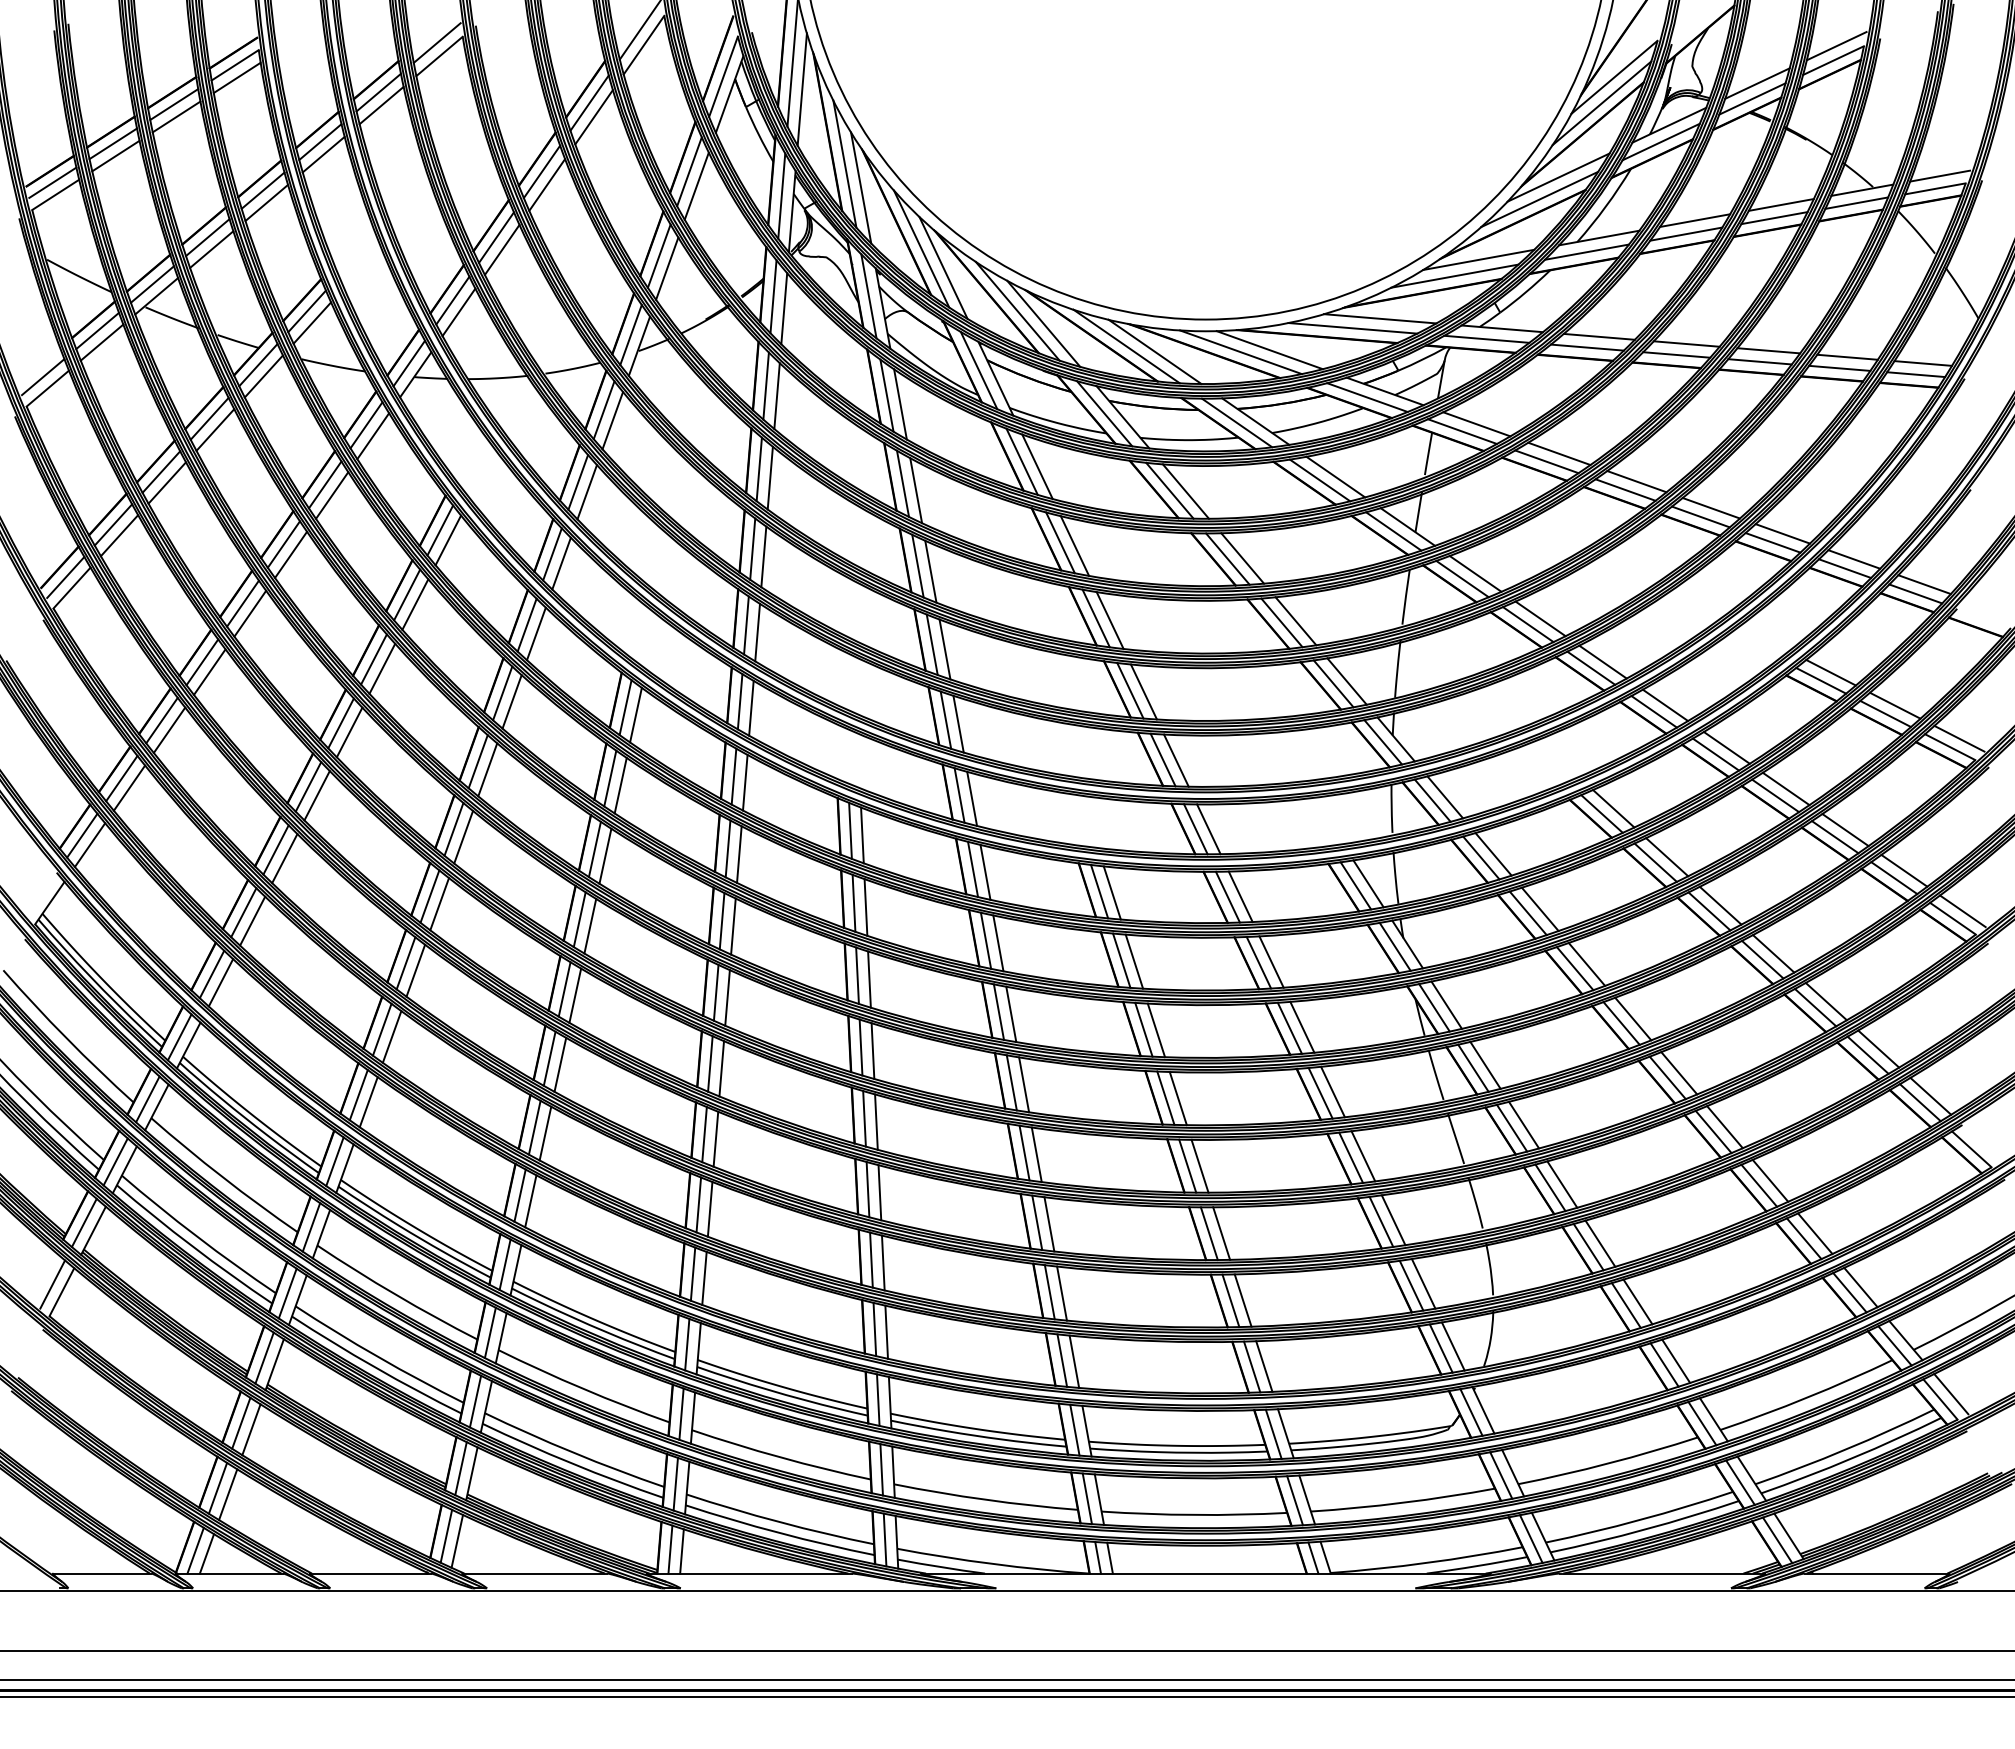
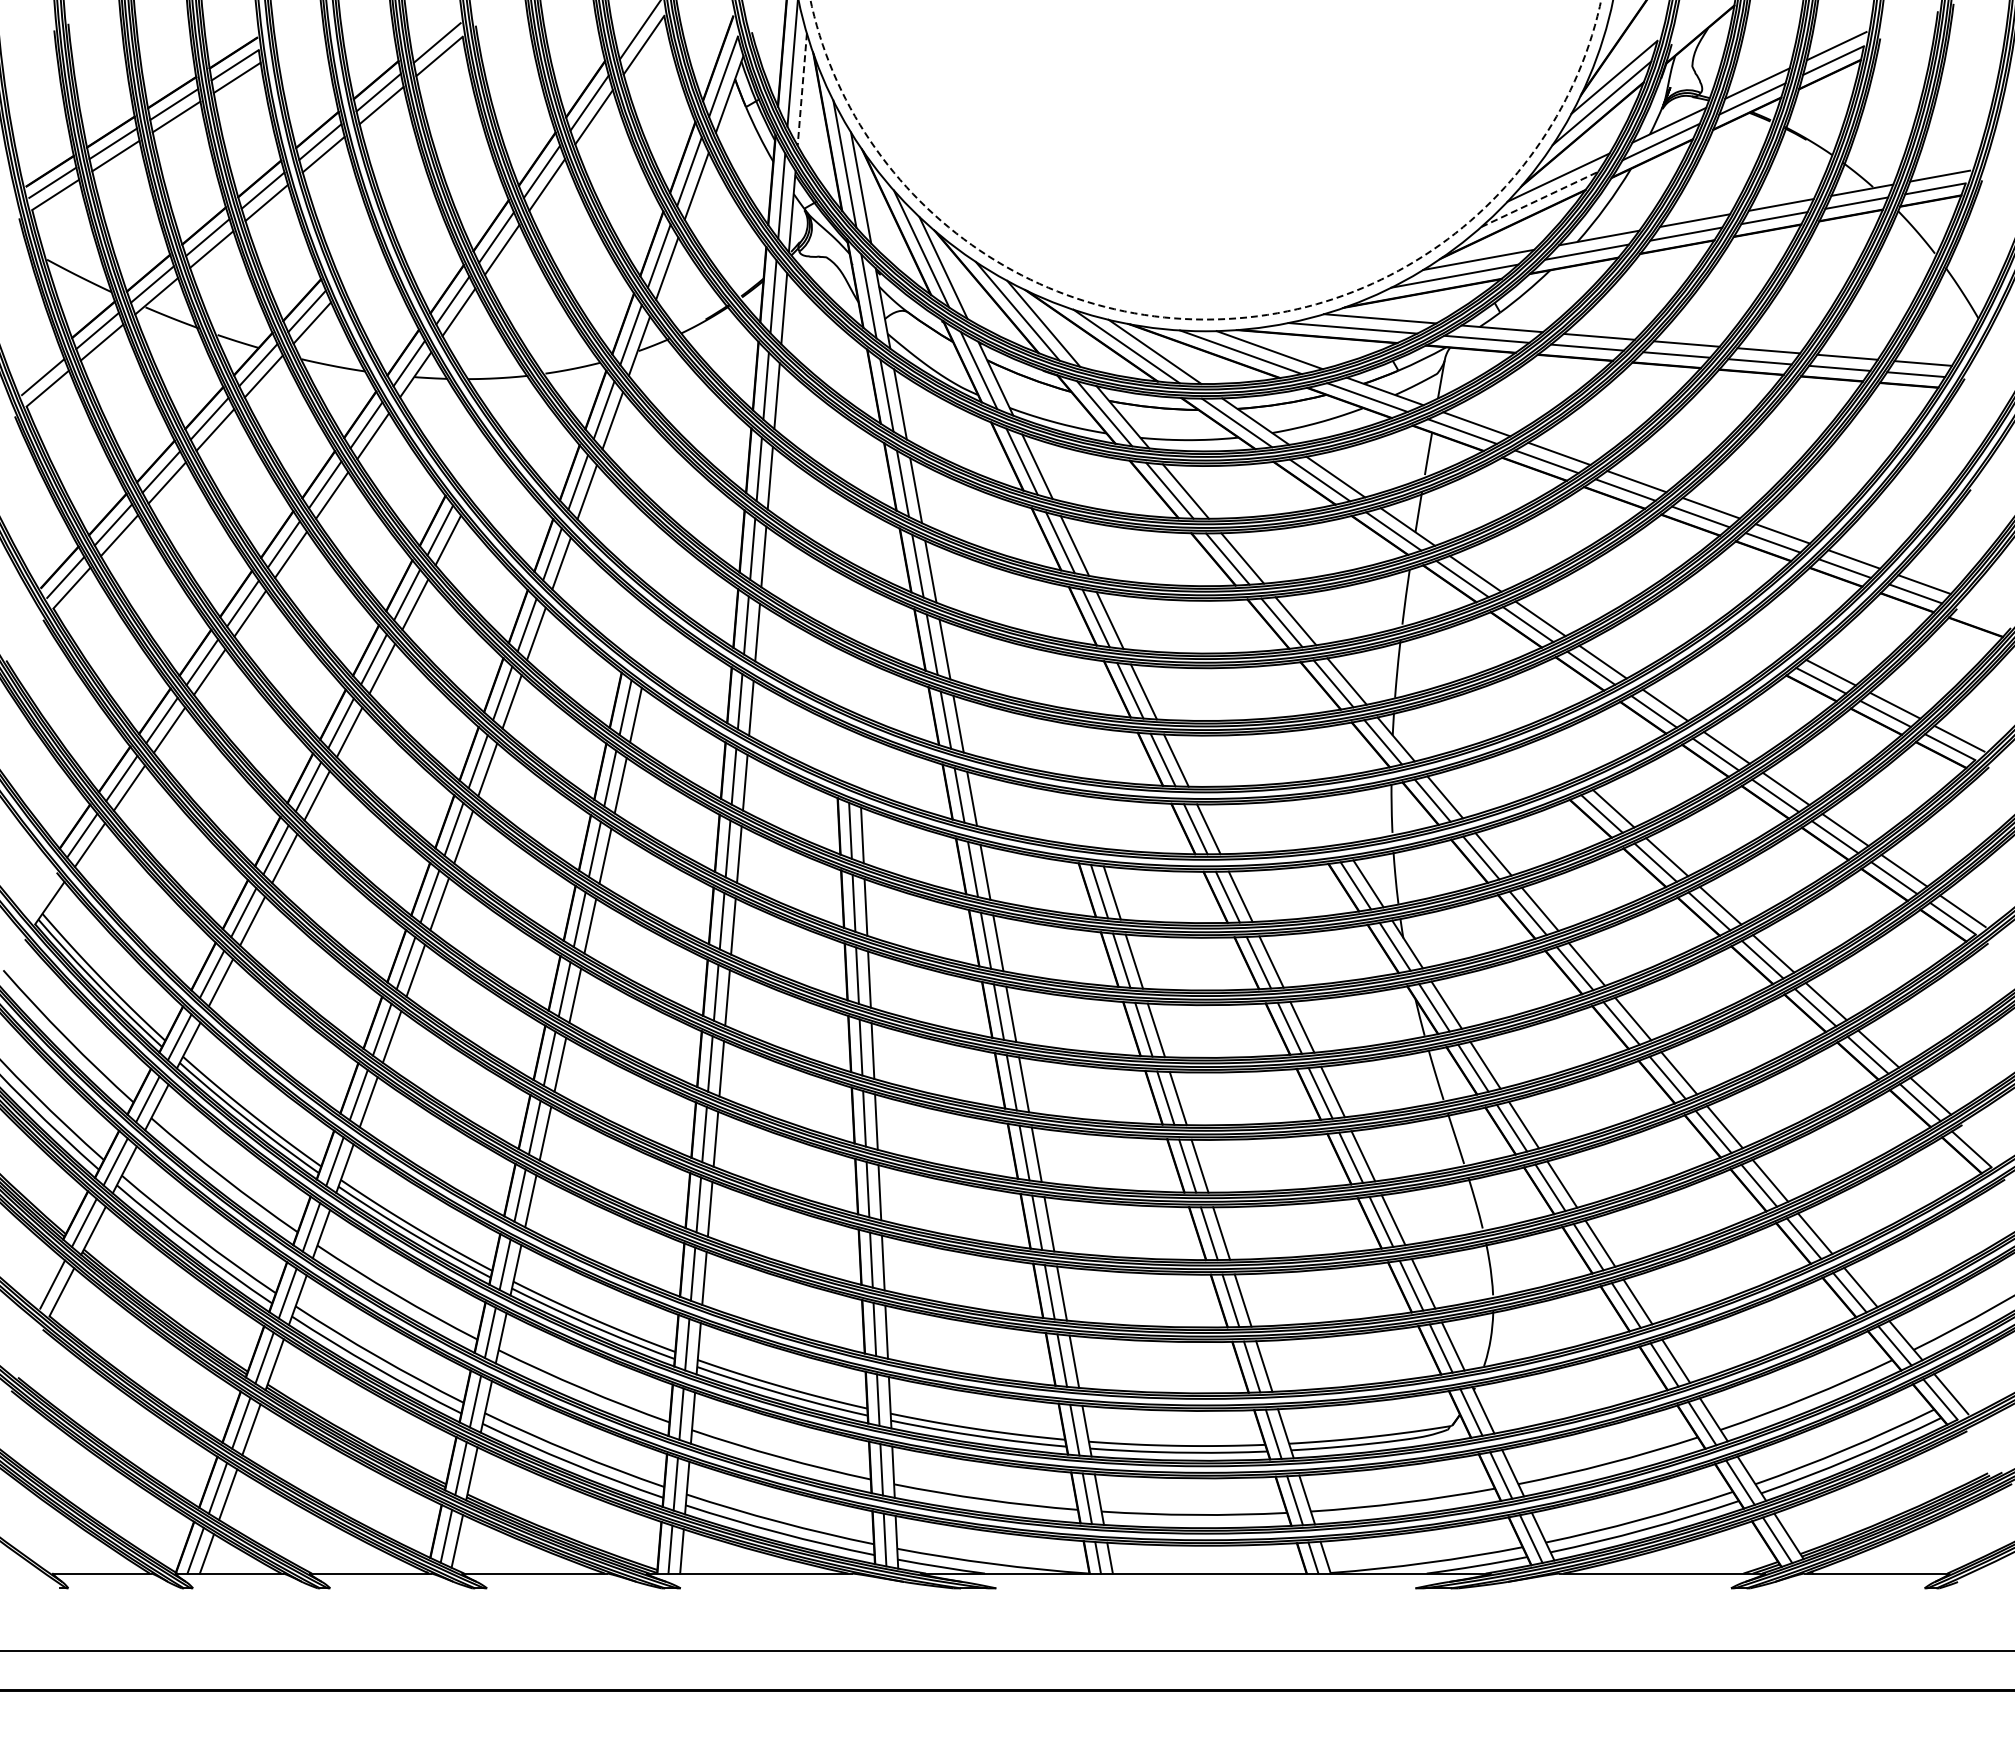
line: solid -> dashed (802, 90)
circle: solid -> dashed (1205, 159)
line: solid -> dashed (1539, 199)
line: present -> none (1006, 1591)
line: present -> none (1006, 1680)
line: present -> none (1006, 1696)
